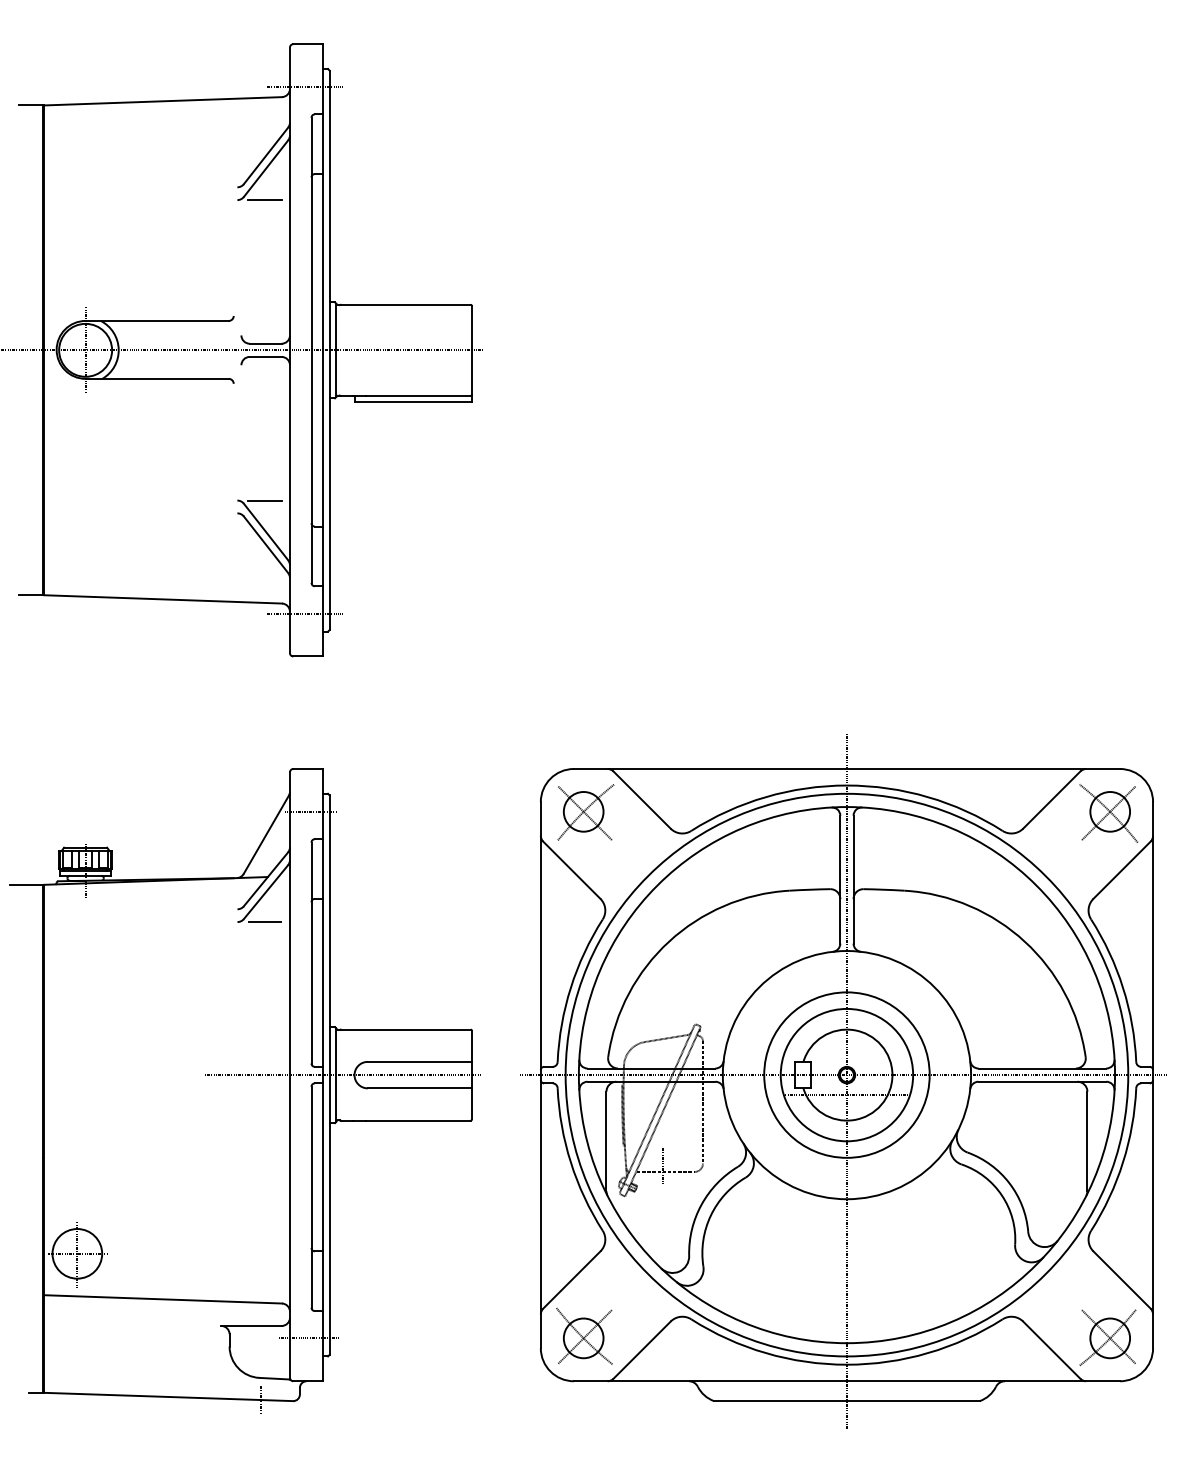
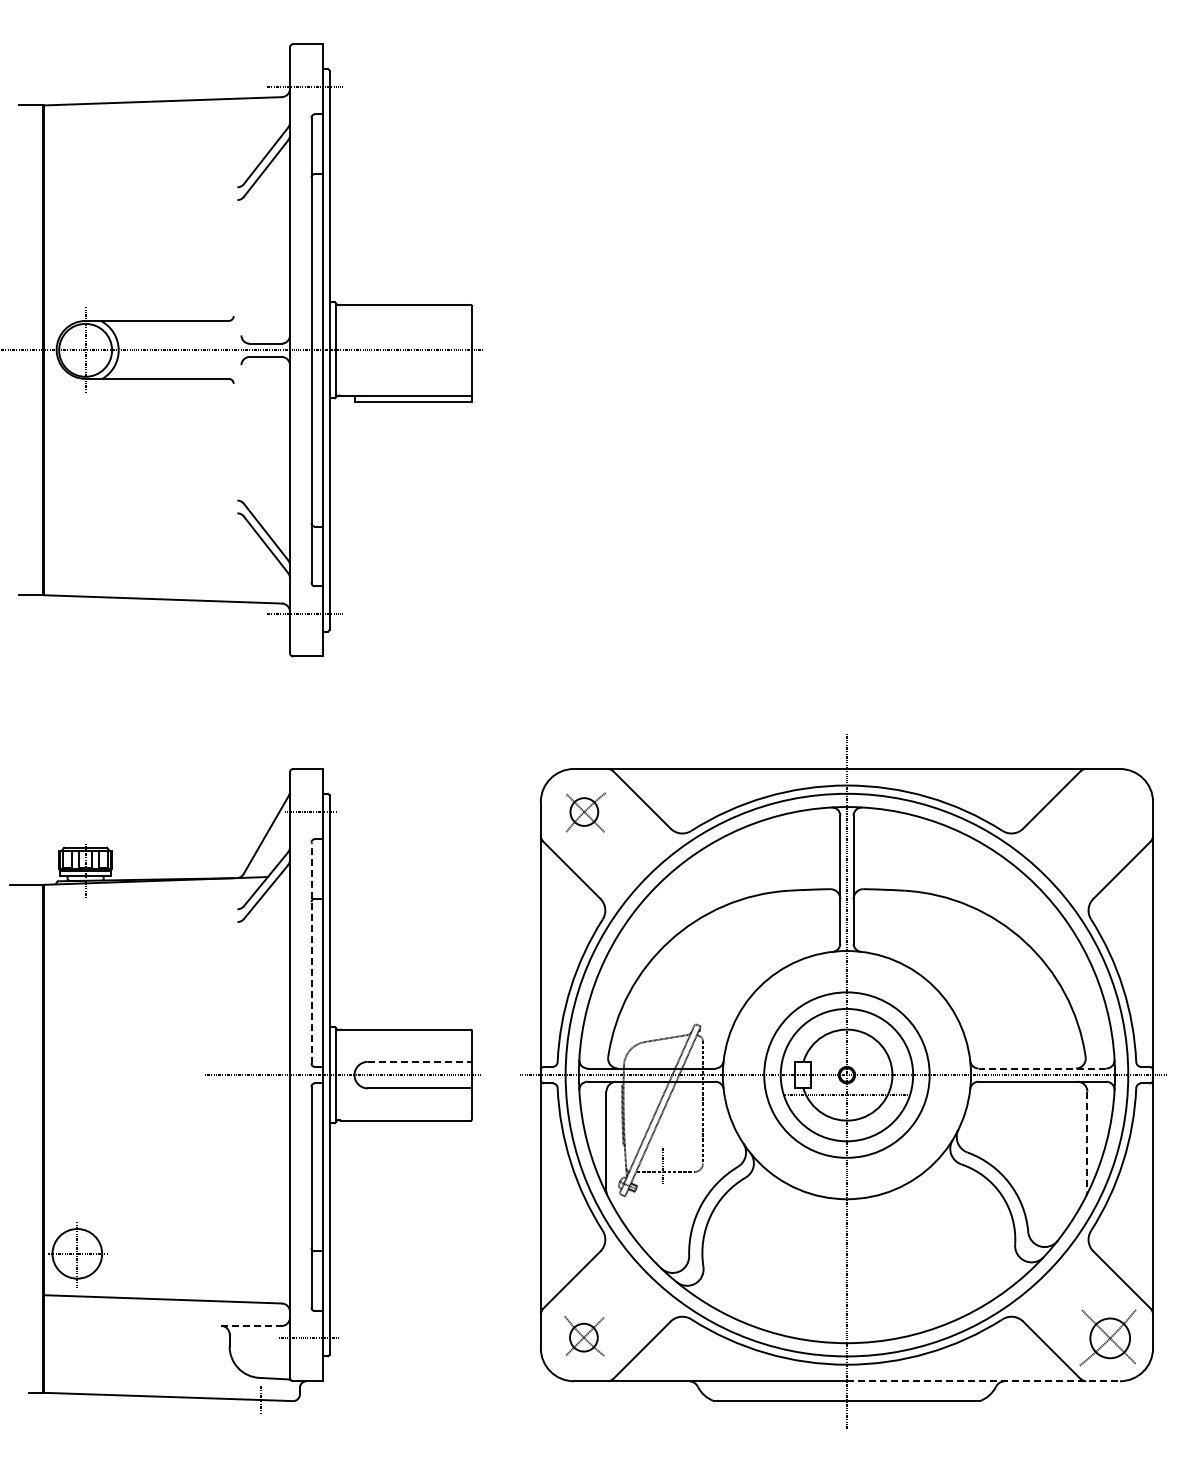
line: present -> none (264, 200)
line: present -> none (264, 500)
part size: 58x57 px -> 41x41 px (585, 812)
part: present -> none (1108, 813)
line: present -> none (264, 922)
line: solid -> dashed (311, 953)
line: solid -> dashed (420, 1061)
line: solid -> dashed (1042, 1068)
line: solid -> dashed (1087, 1141)
line: solid -> dashed (252, 1325)
part size: 57x58 px -> 41x41 px (584, 1336)
line: solid -> dashed (983, 1381)
